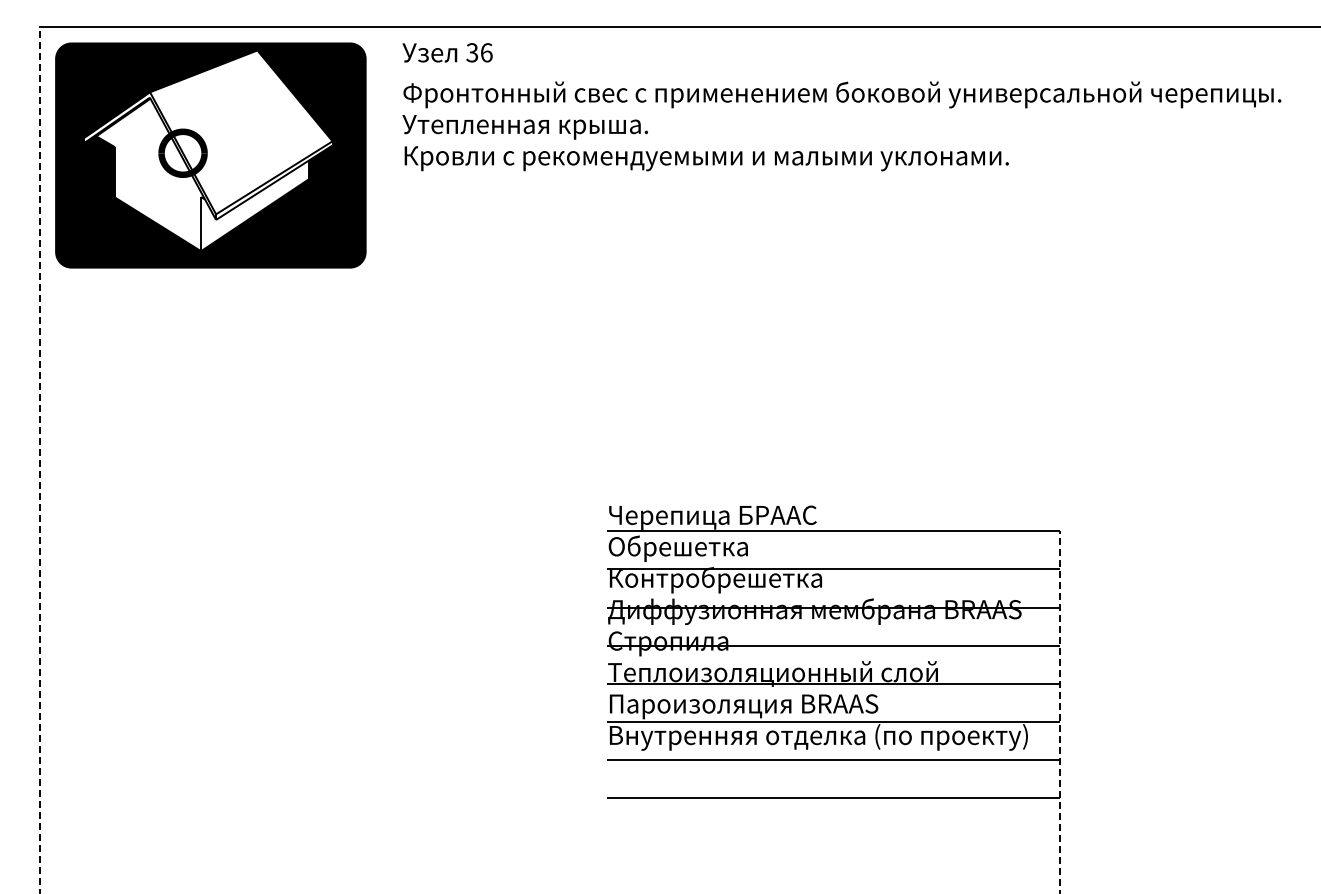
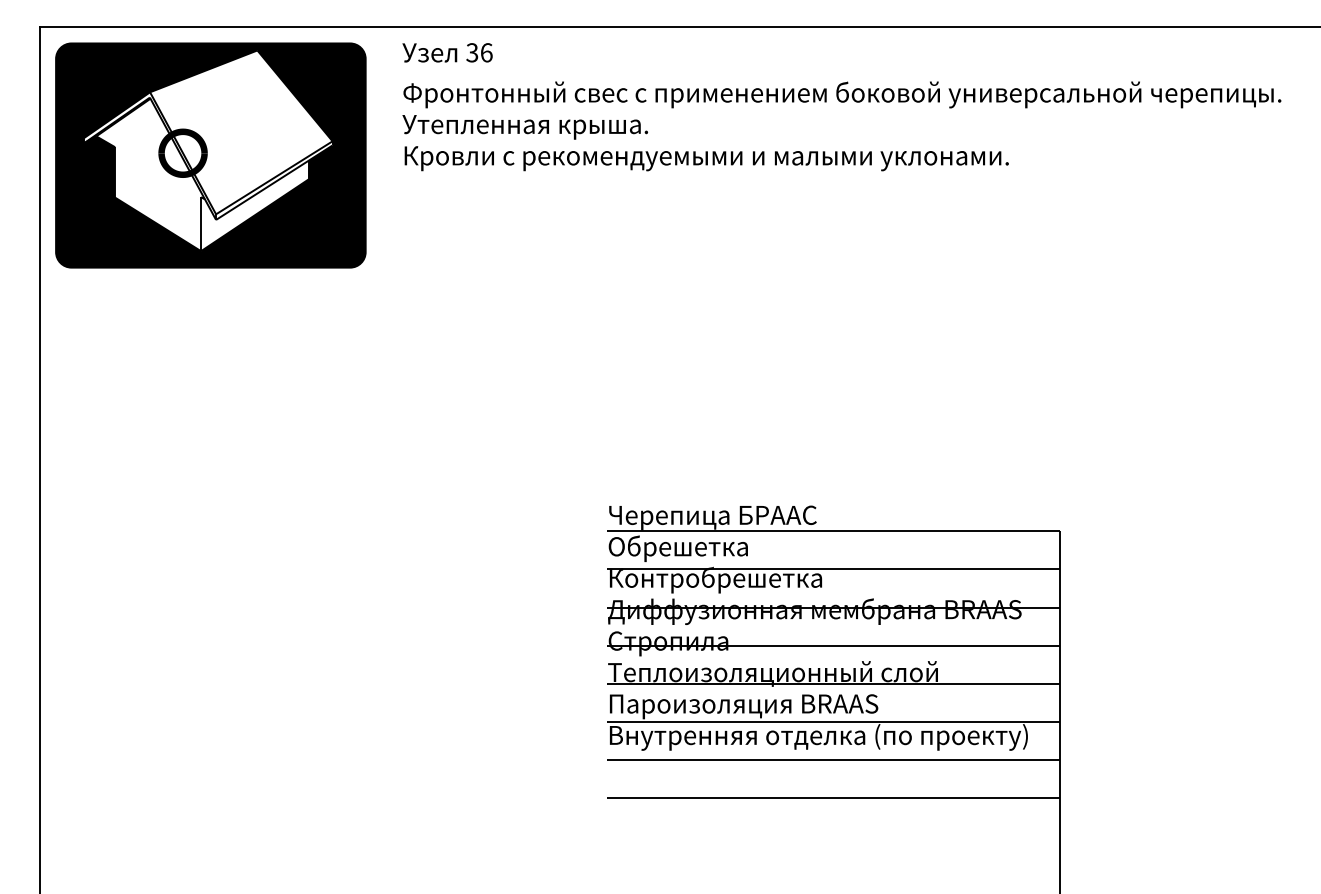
line: dashed -> solid (39, 459)
line: dashed -> solid (1059, 712)
